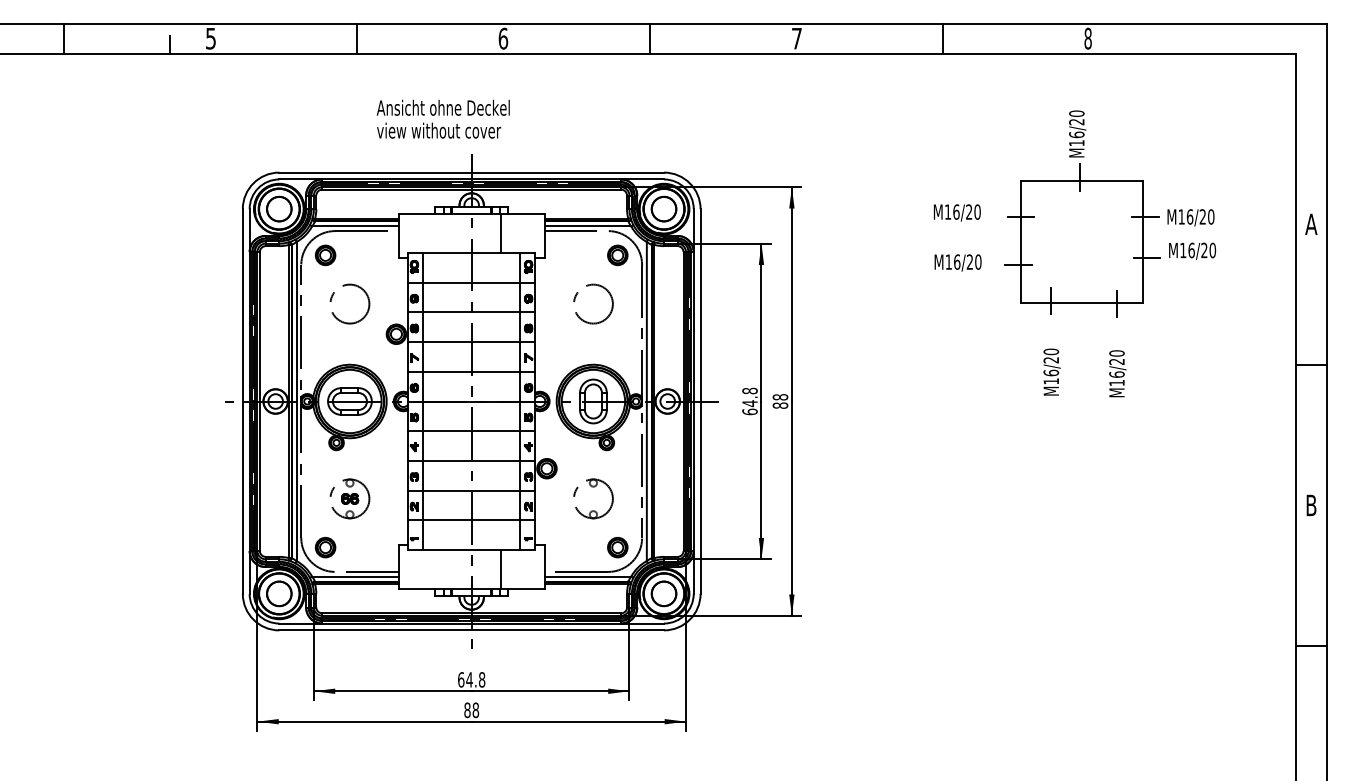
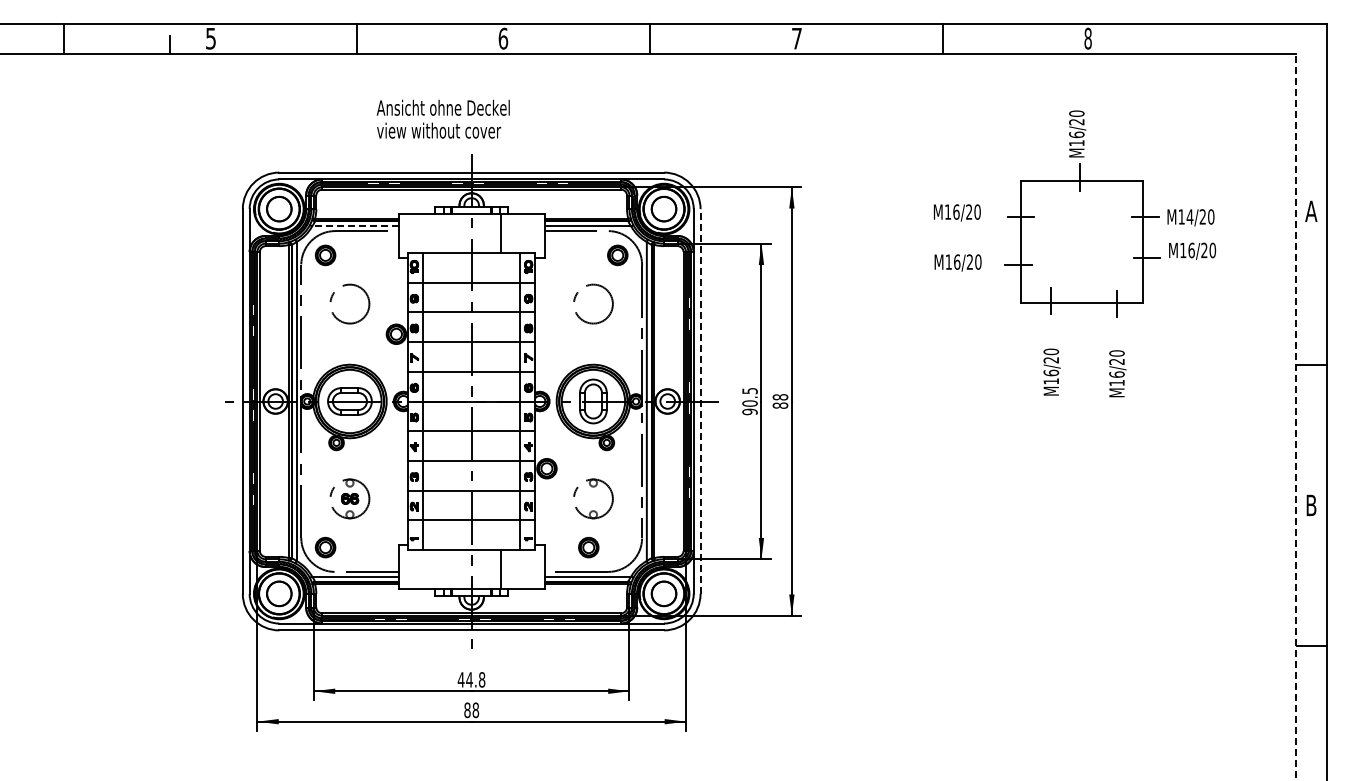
text: M16/20 -> M14/20 (1189, 216)
text position: (1311, 223) -> (1311, 210) (1311, 210)
line: solid -> dashed (354, 226)
line: solid -> dashed (700, 401)
text: 64.8 -> 90.5 (749, 401)
line: solid -> dashed (1296, 416)
part position: (617, 547) -> (588, 547) (588, 547)
text: 64.8 -> 44.8 (460, 679)
